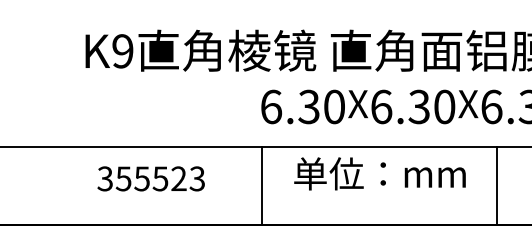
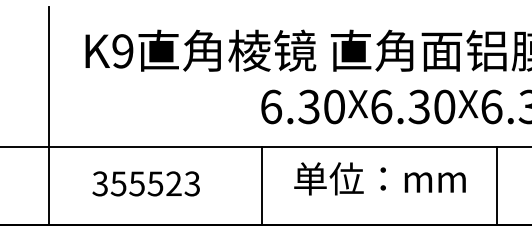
line: none -> present (48, 115)
text position: (379, 173) -> (379, 178) (379, 178)
text position: (150, 178) -> (145, 183) (145, 183)
